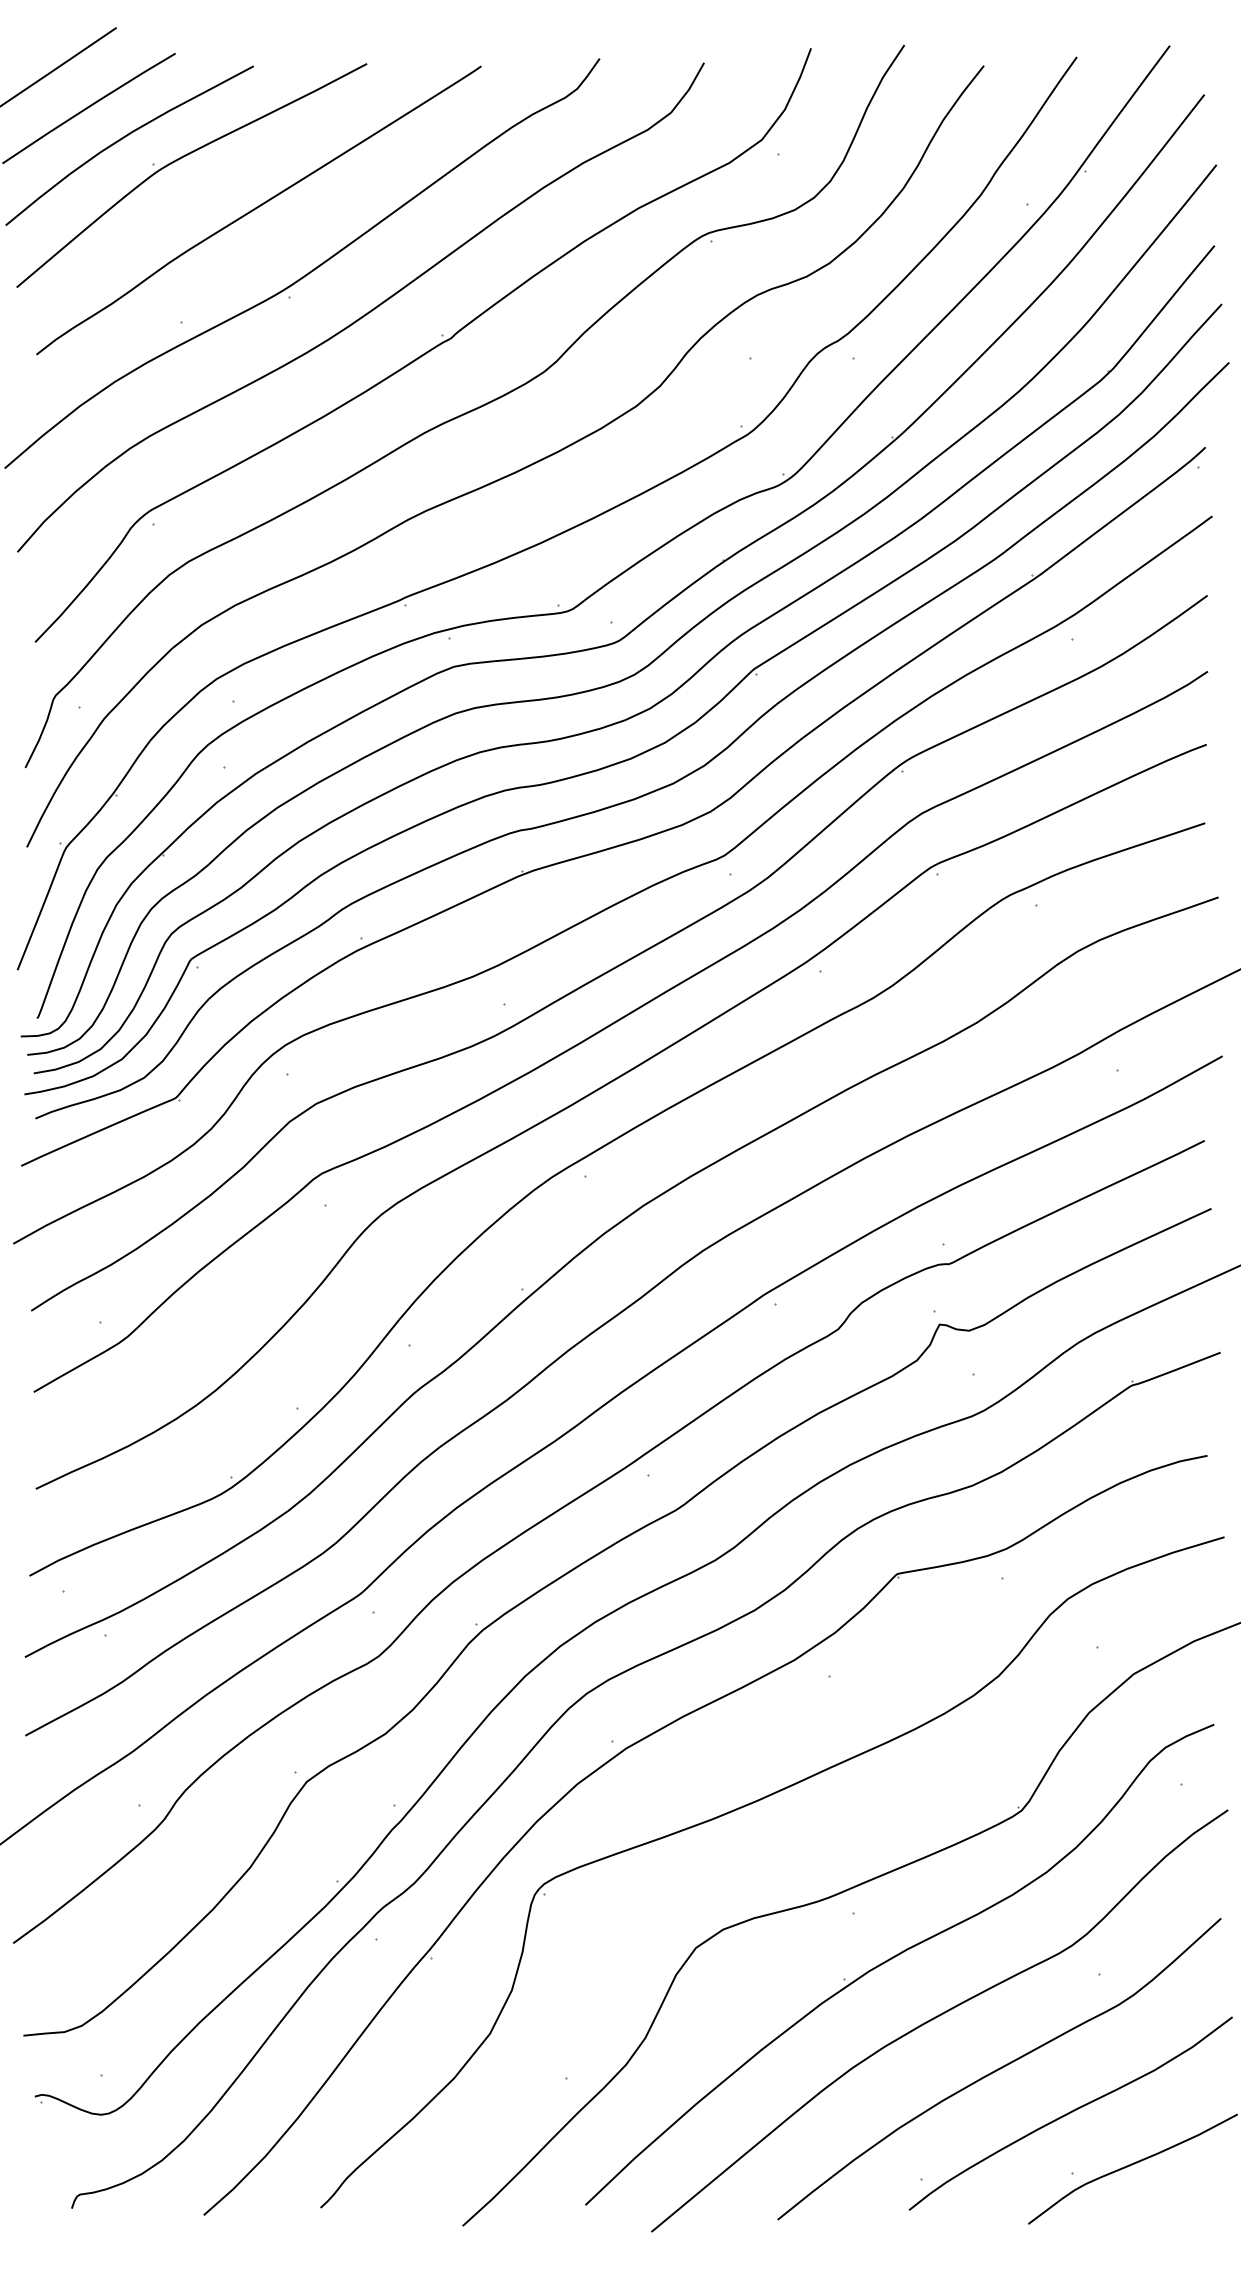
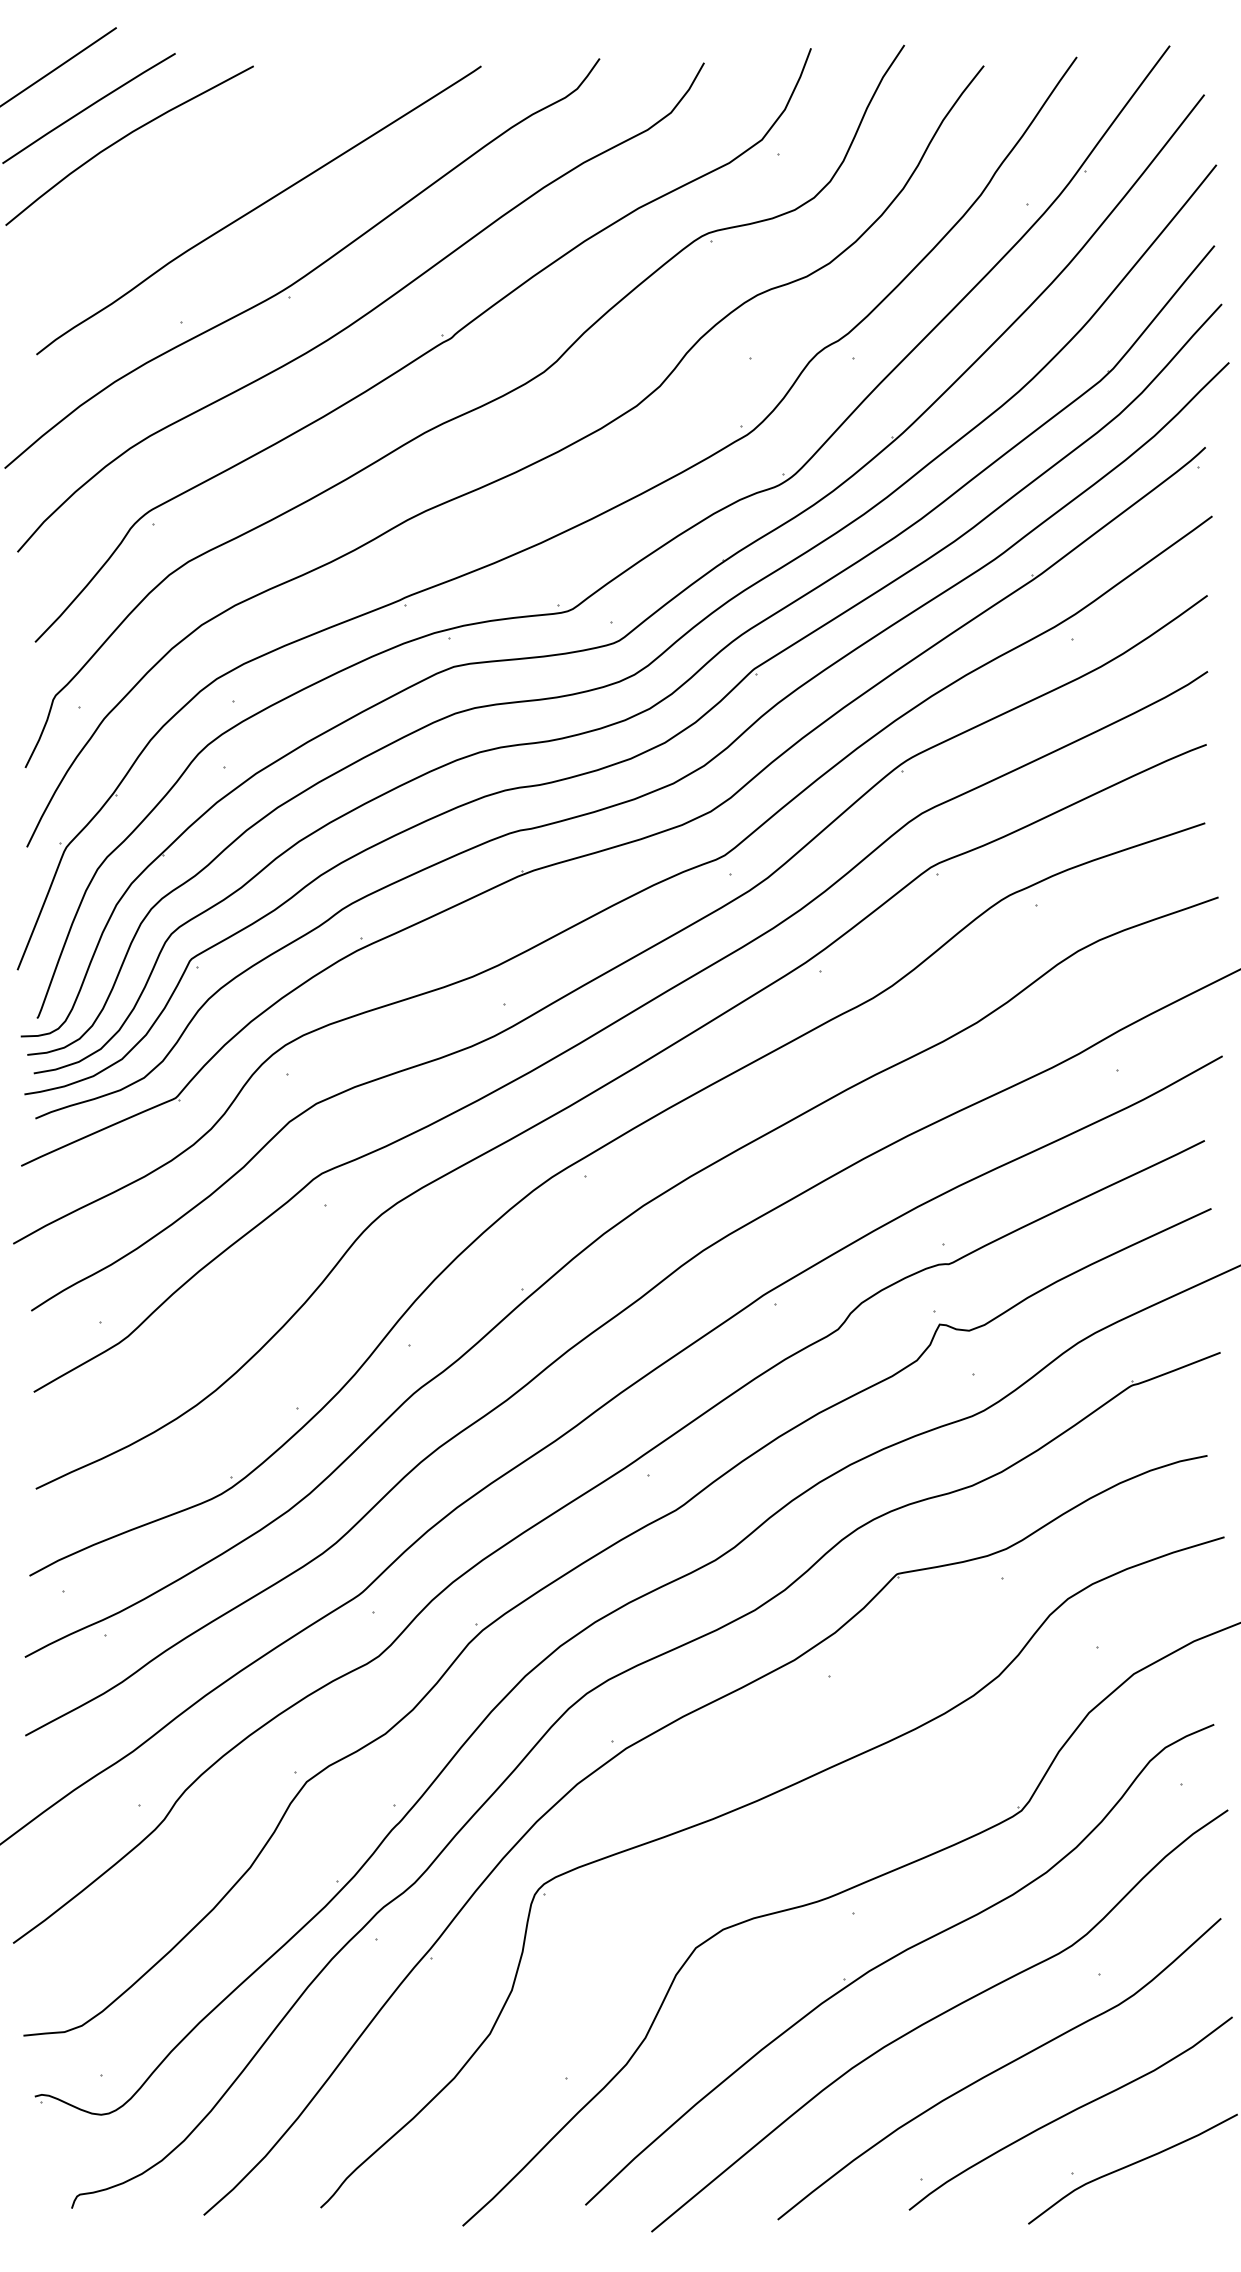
part: present -> none (182, 158)
